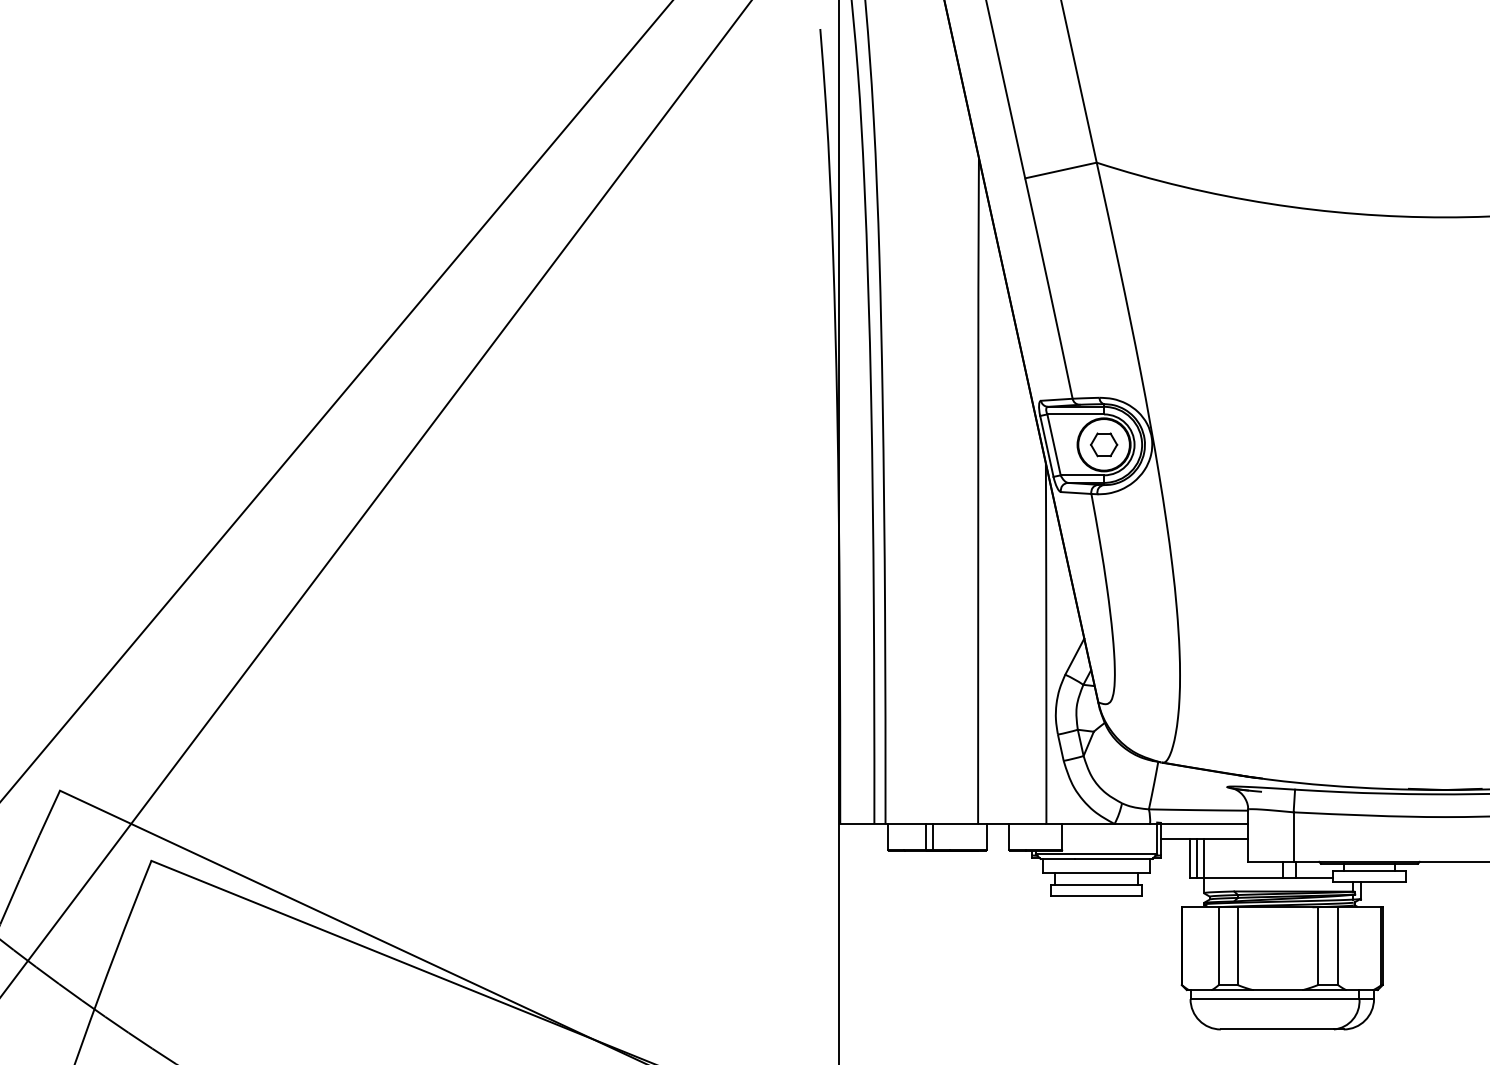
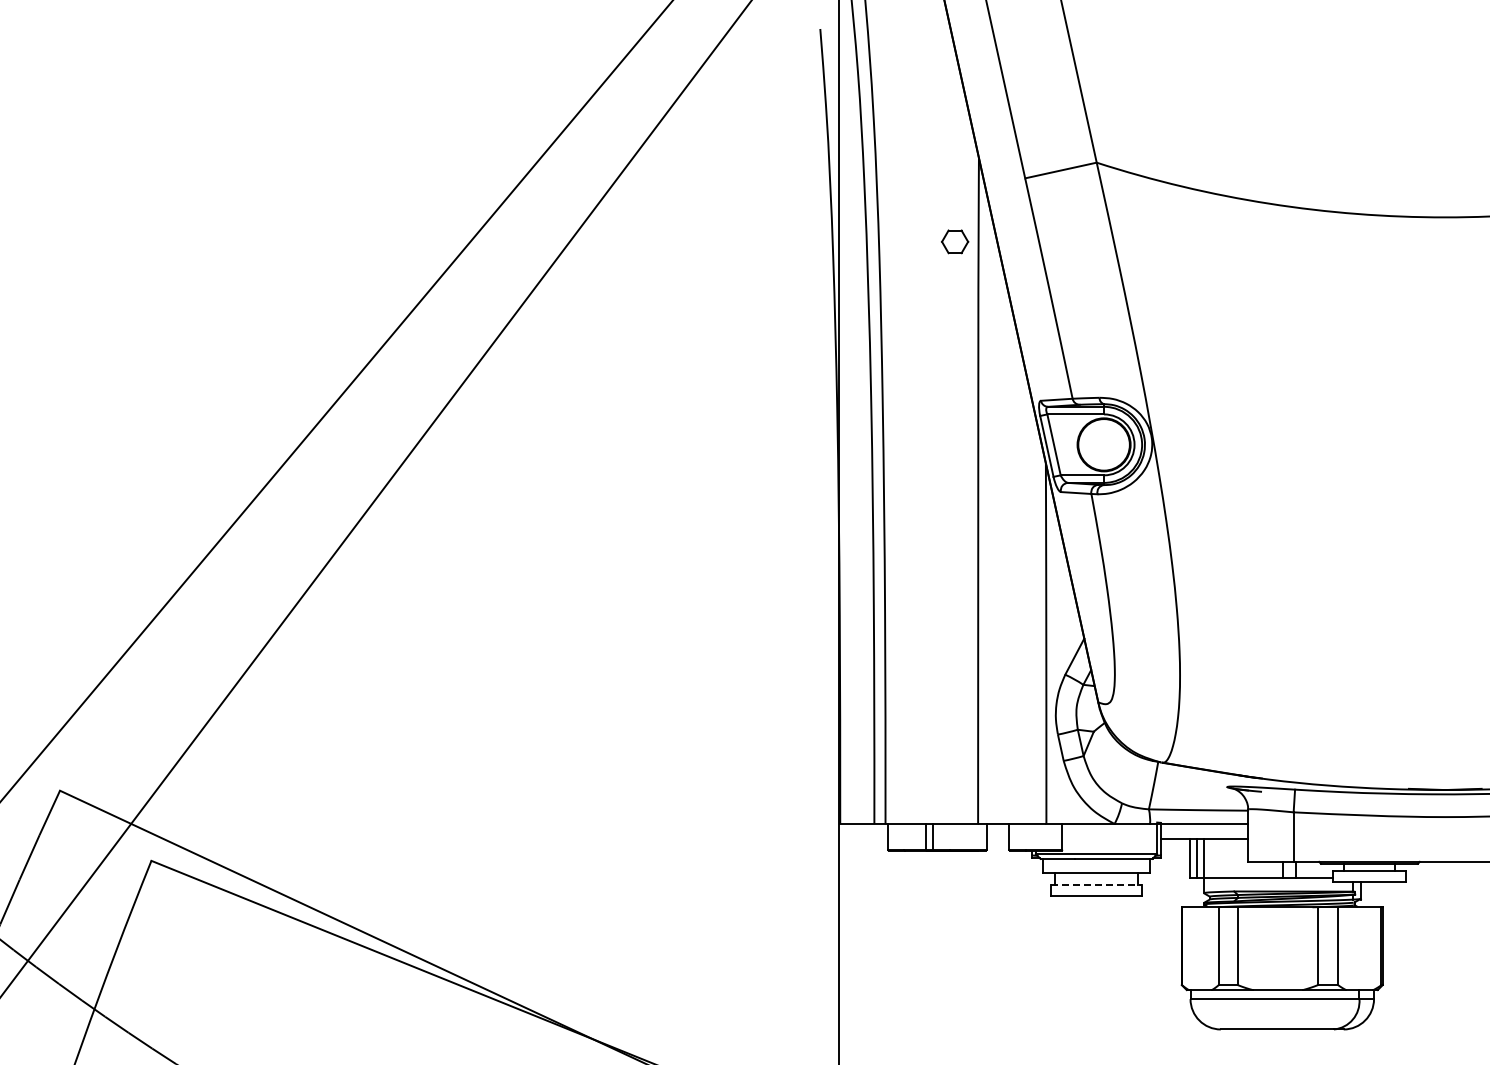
part position: (1104, 444) -> (955, 241) (955, 241)
line: solid -> dashed (1097, 884)
